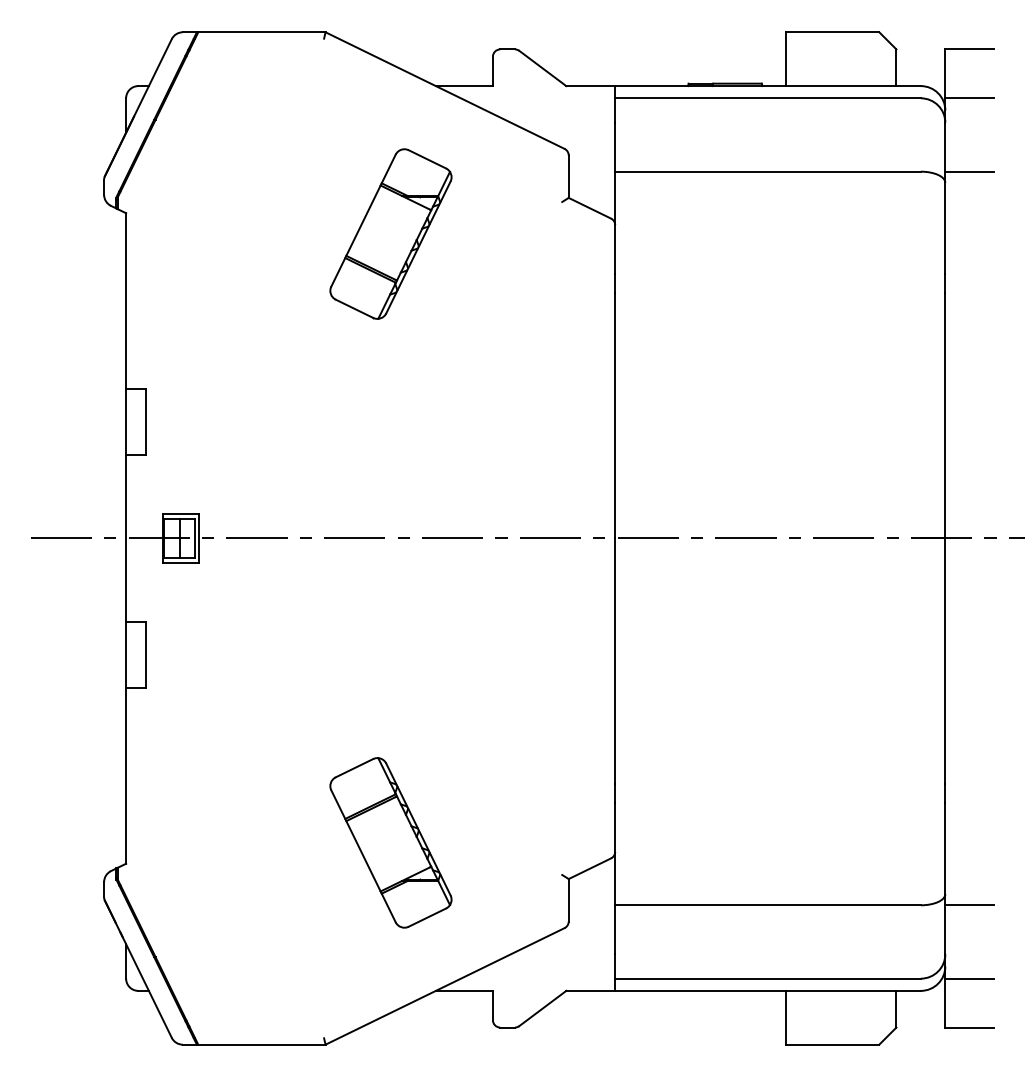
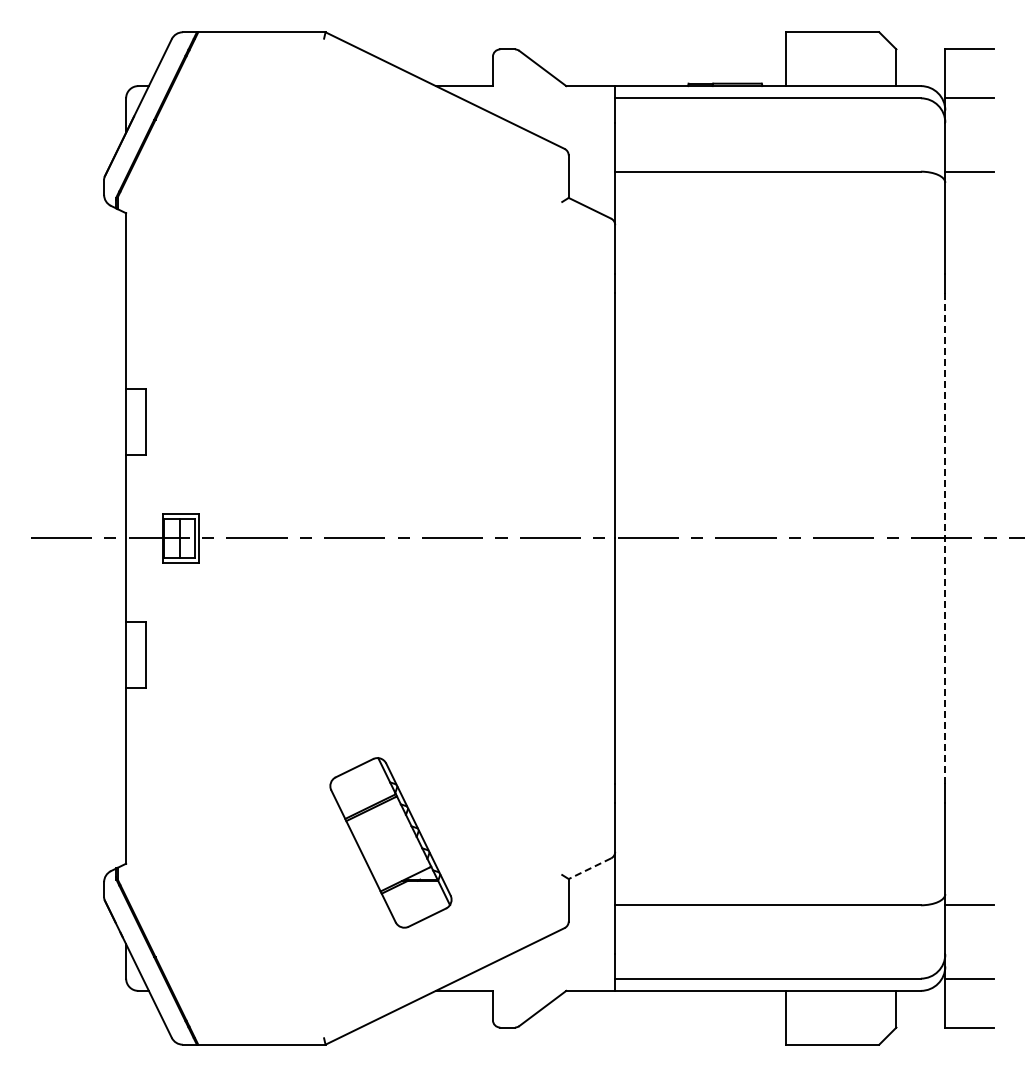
part: present -> none (390, 233)
line: solid -> dashed (945, 538)
line: solid -> dashed (589, 868)
